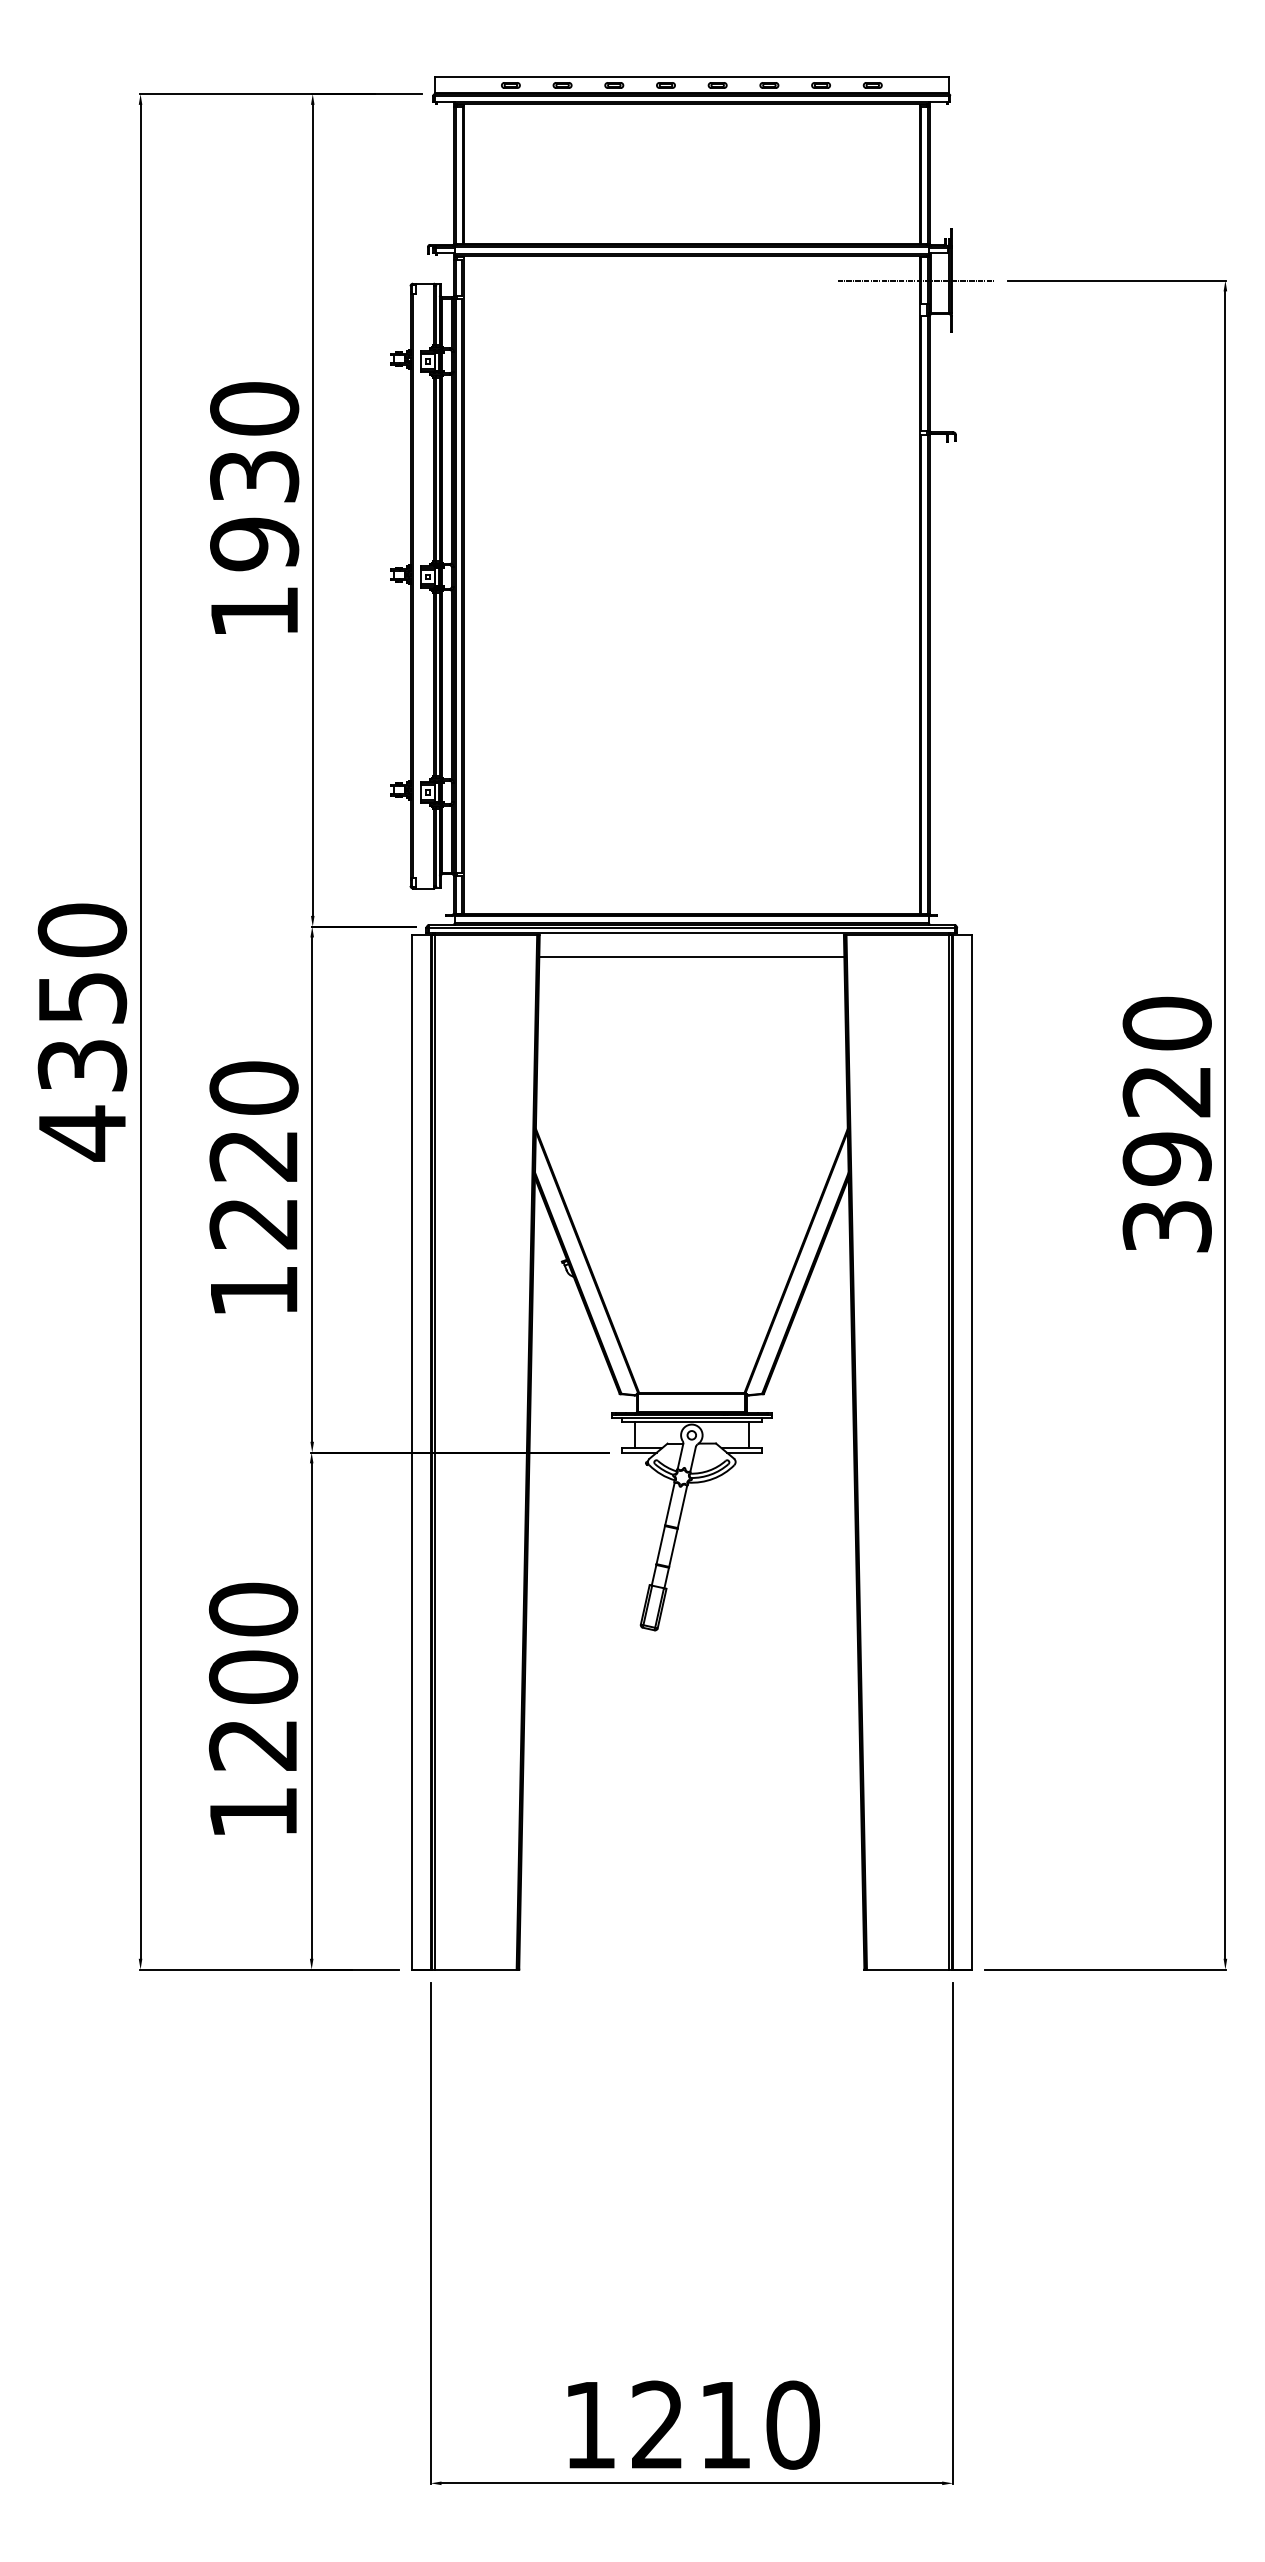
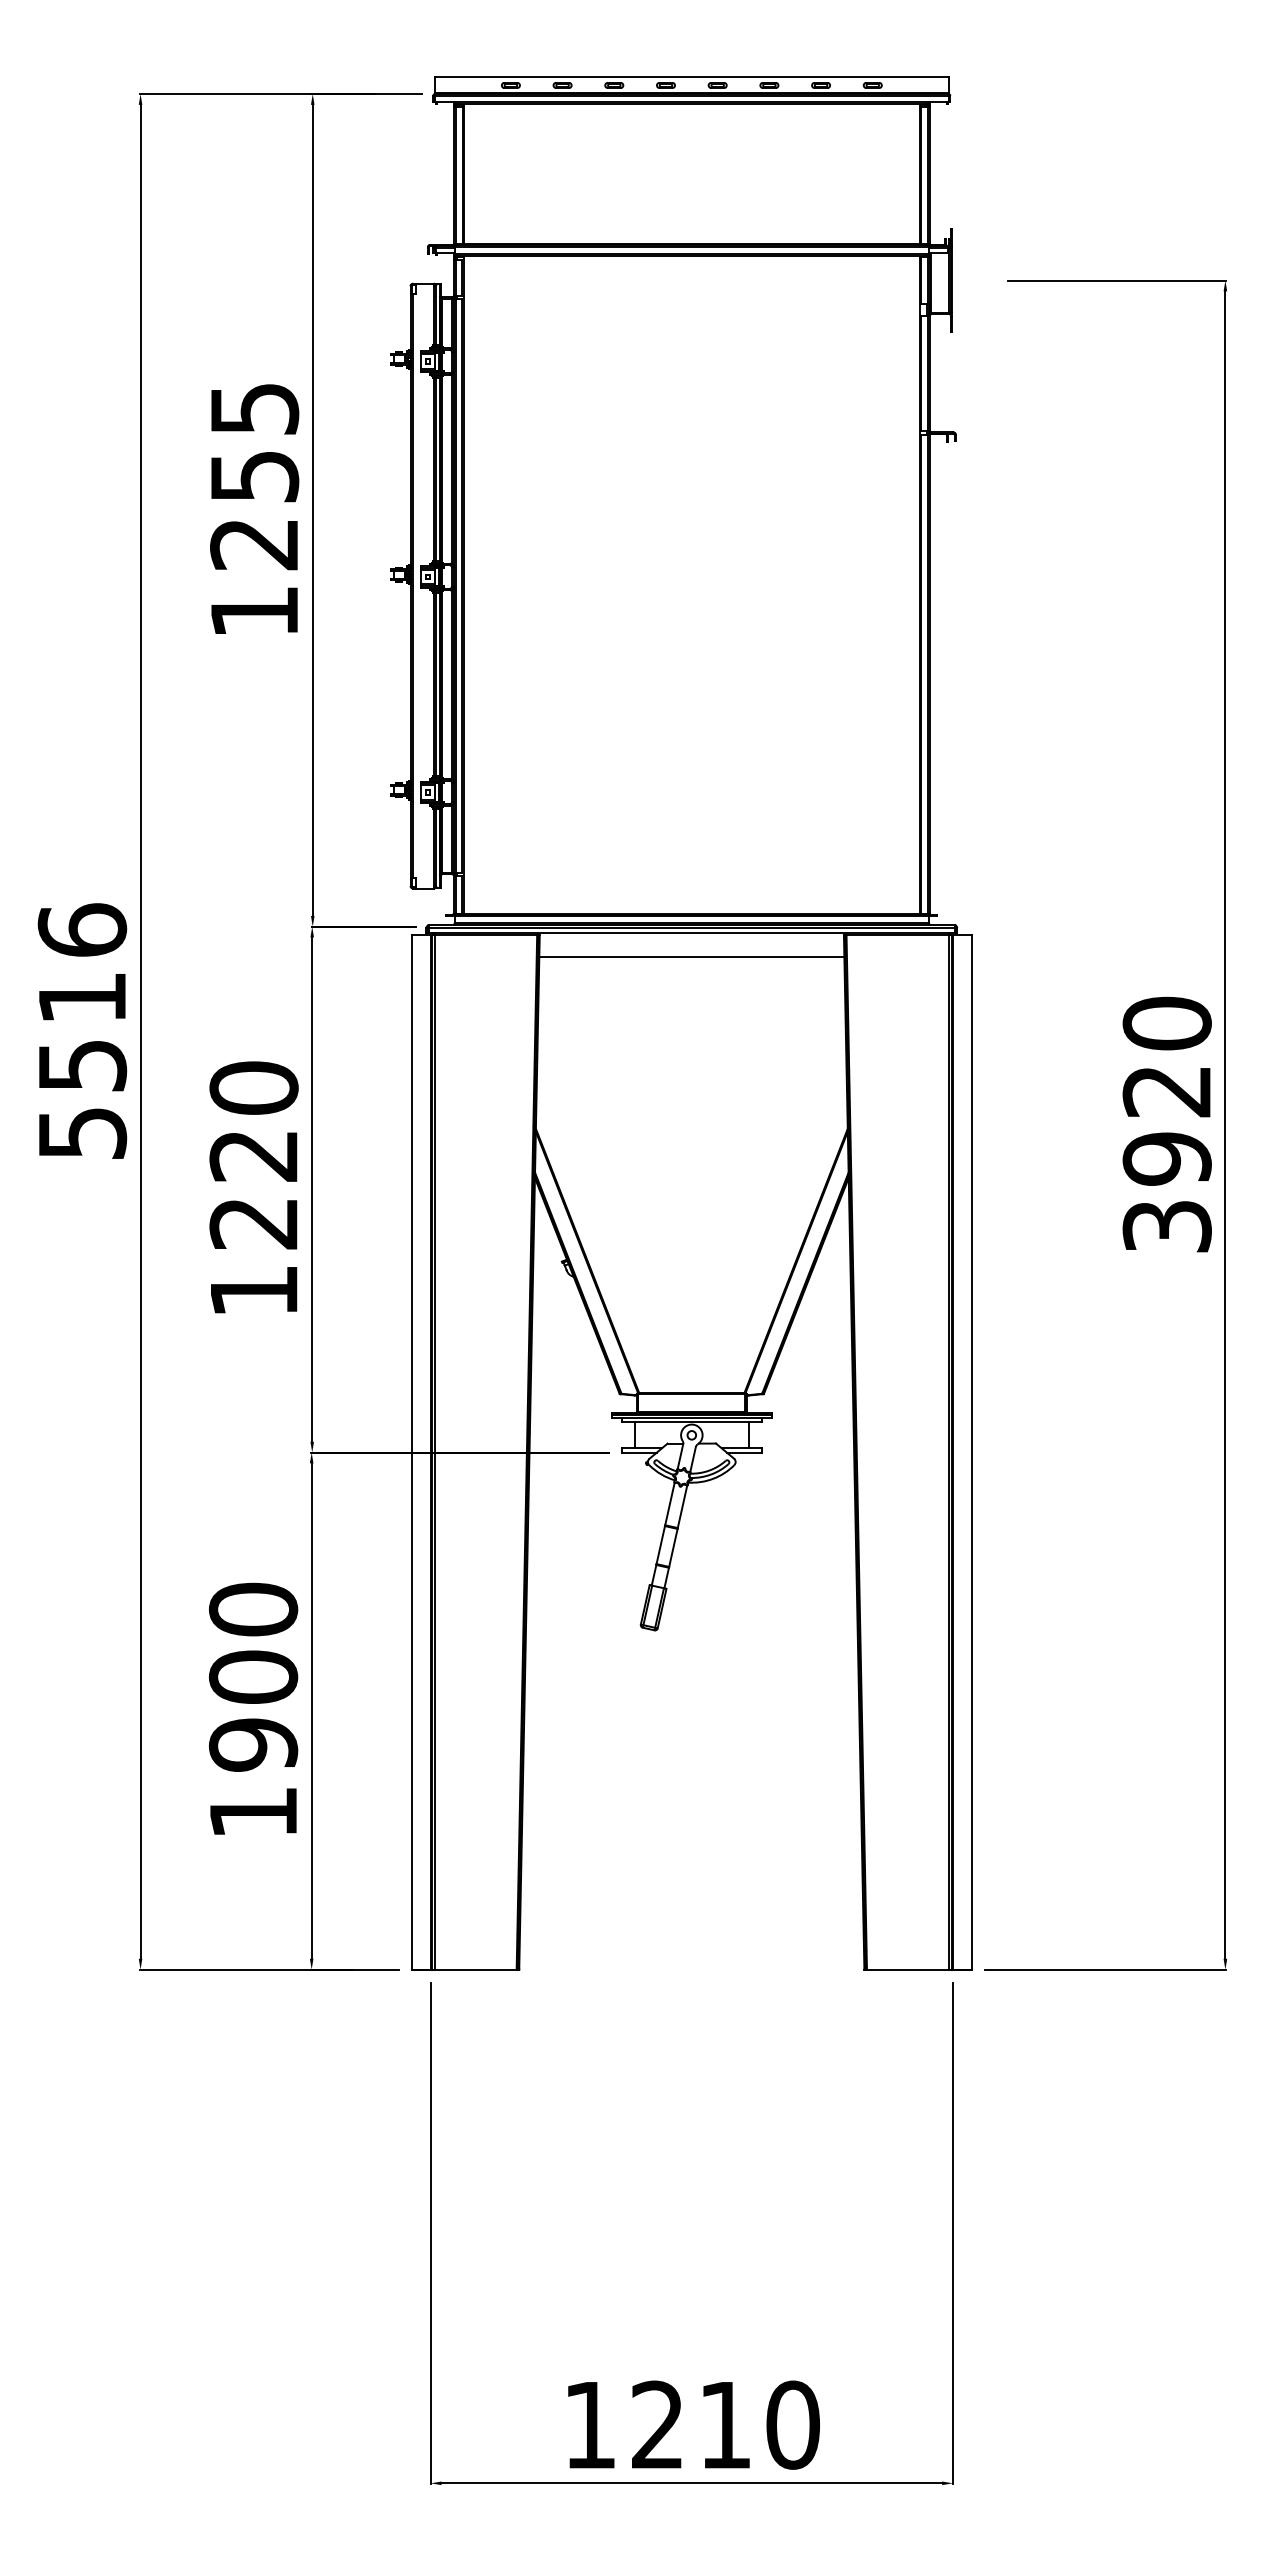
line: present -> none (915, 280)
text: 1930 -> 1255 (254, 476)
text: 4350 -> 5516 (82, 1032)
text: 1200 -> 1900 (253, 1744)
